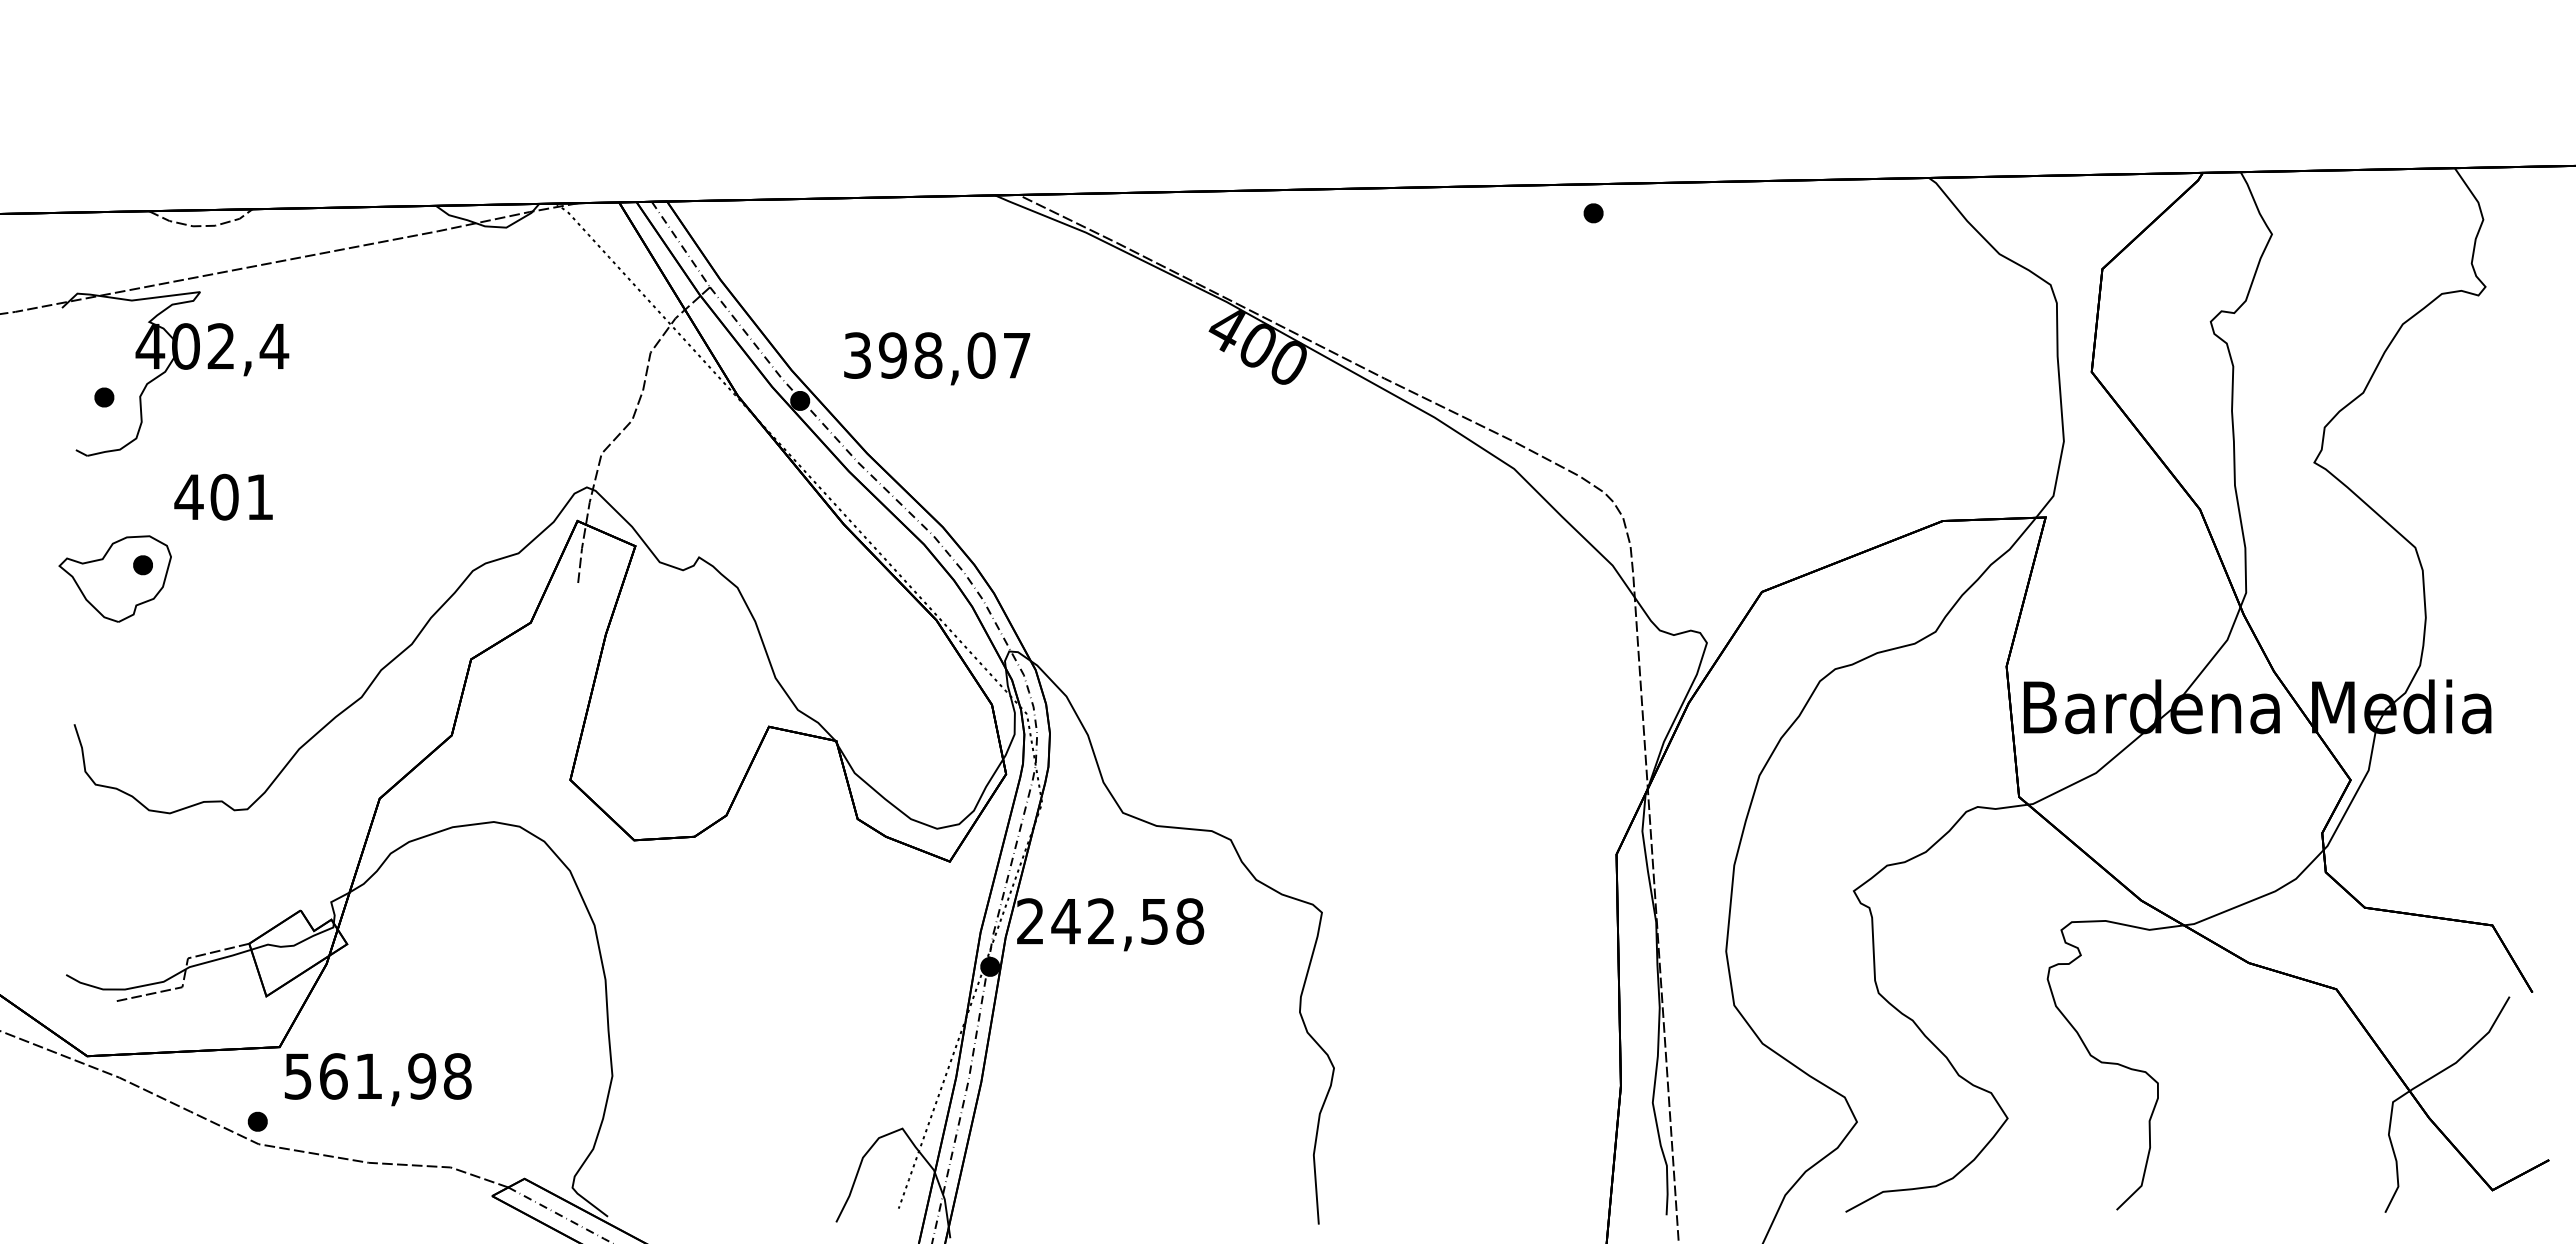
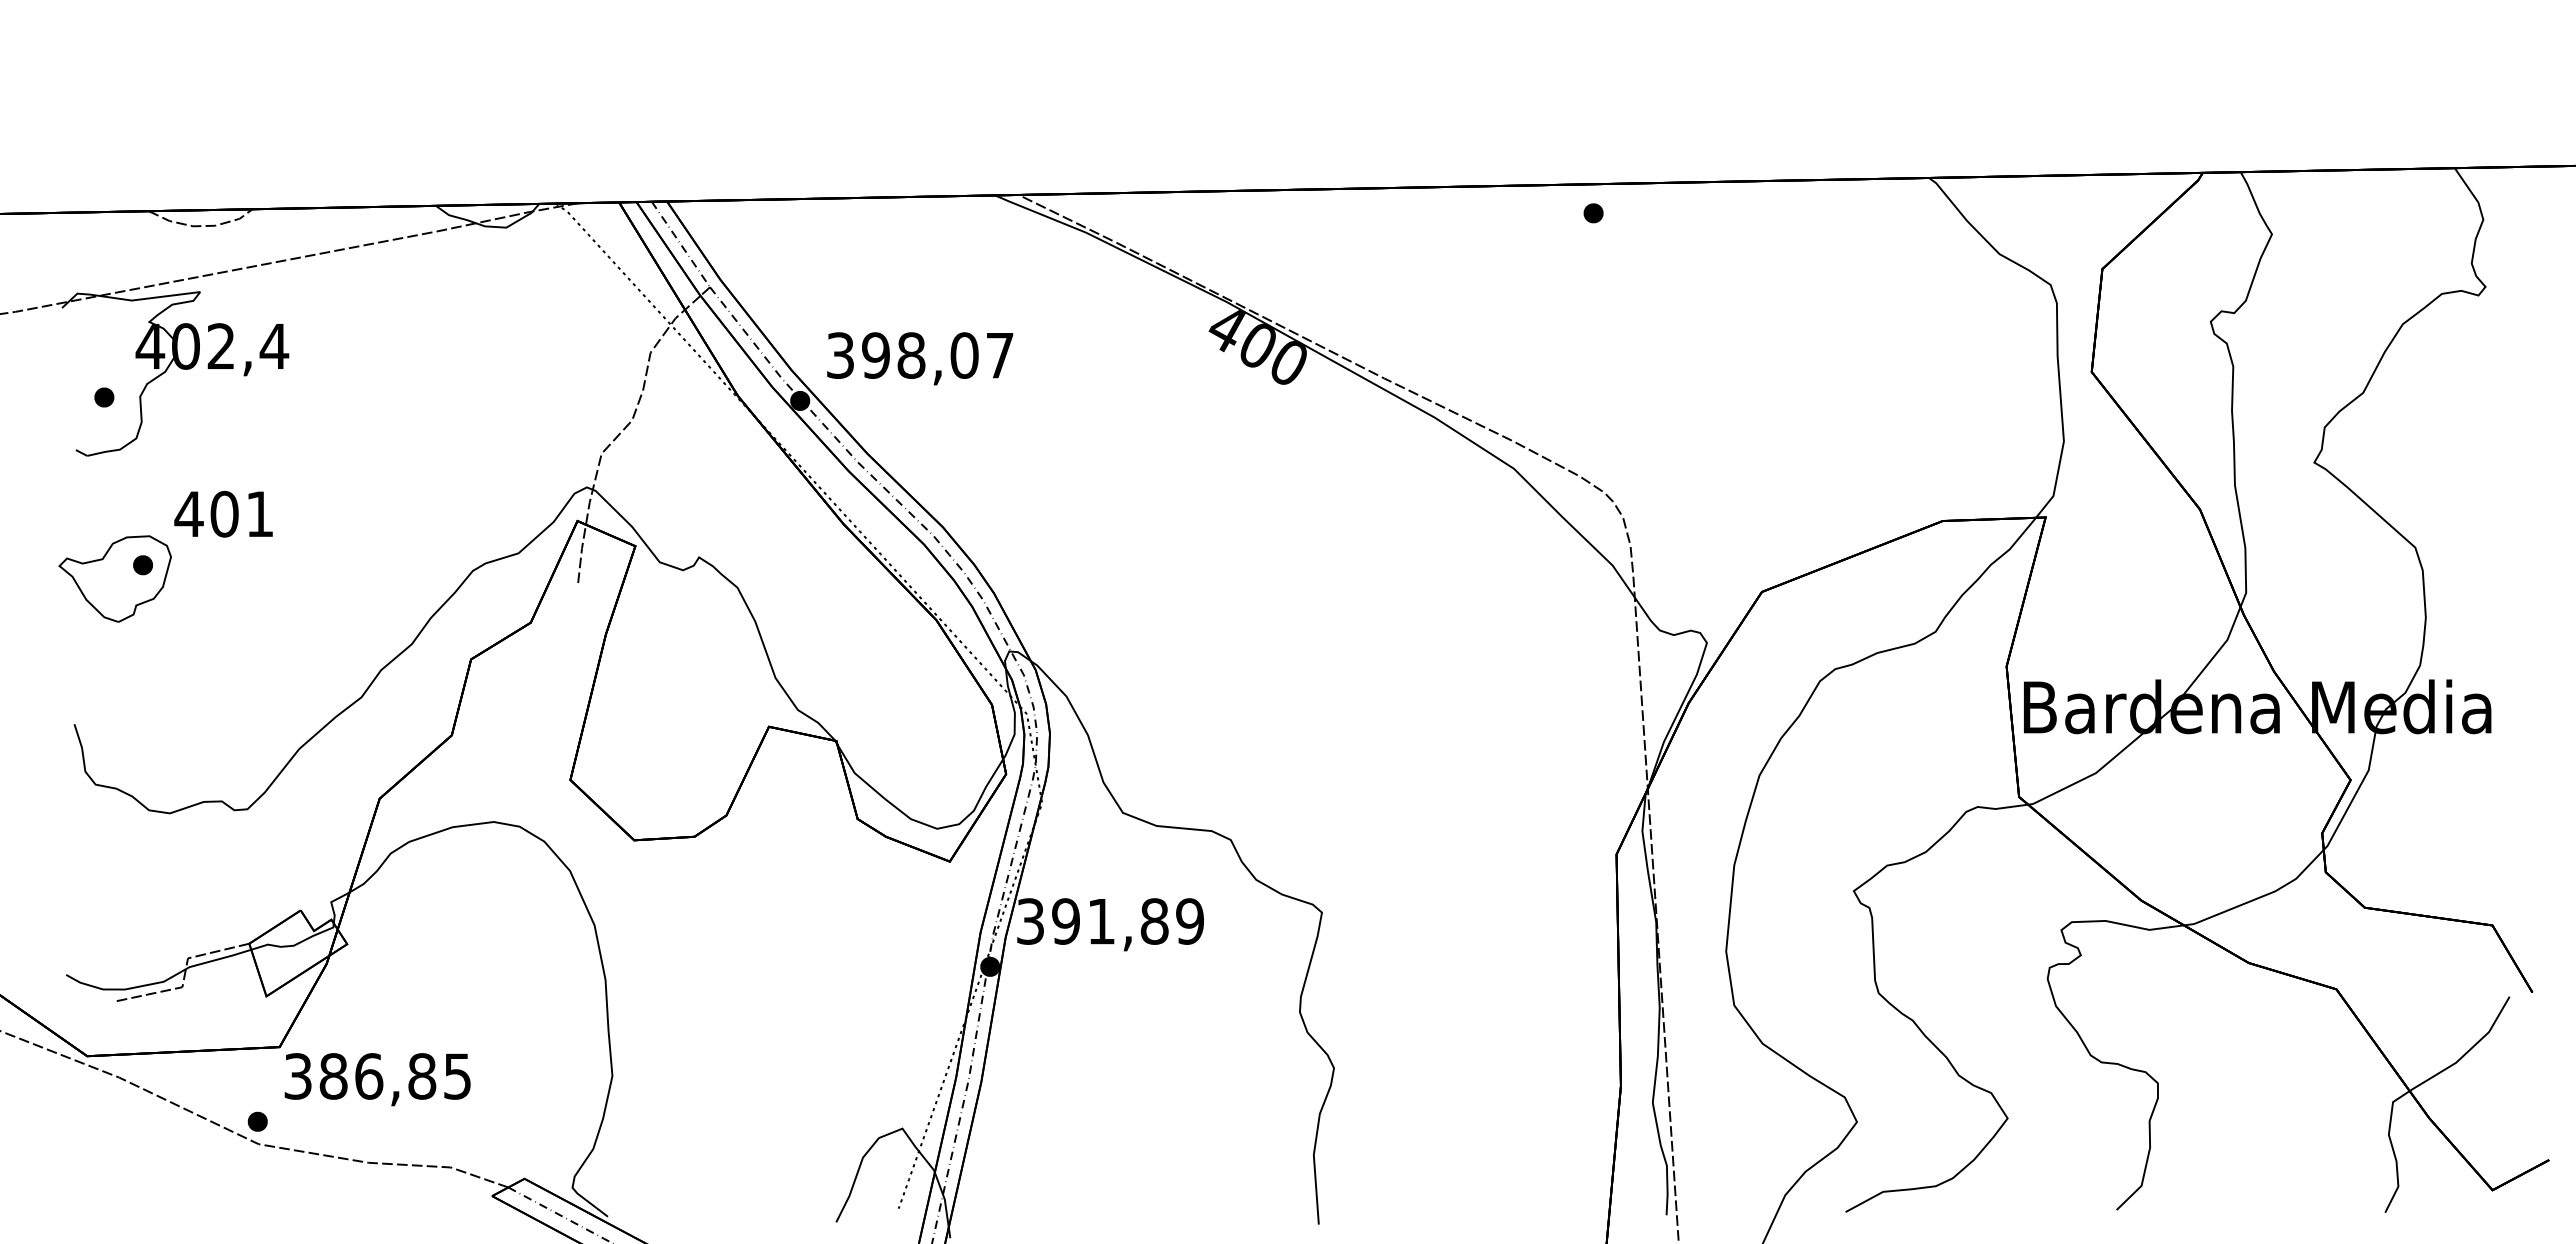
text position: (937, 358) -> (920, 358) (920, 358)
text position: (223, 496) -> (223, 513) (223, 513)
text: 242,58 -> 391,89 (1110, 921)
text: 561,98 -> 386,85 (378, 1076)
